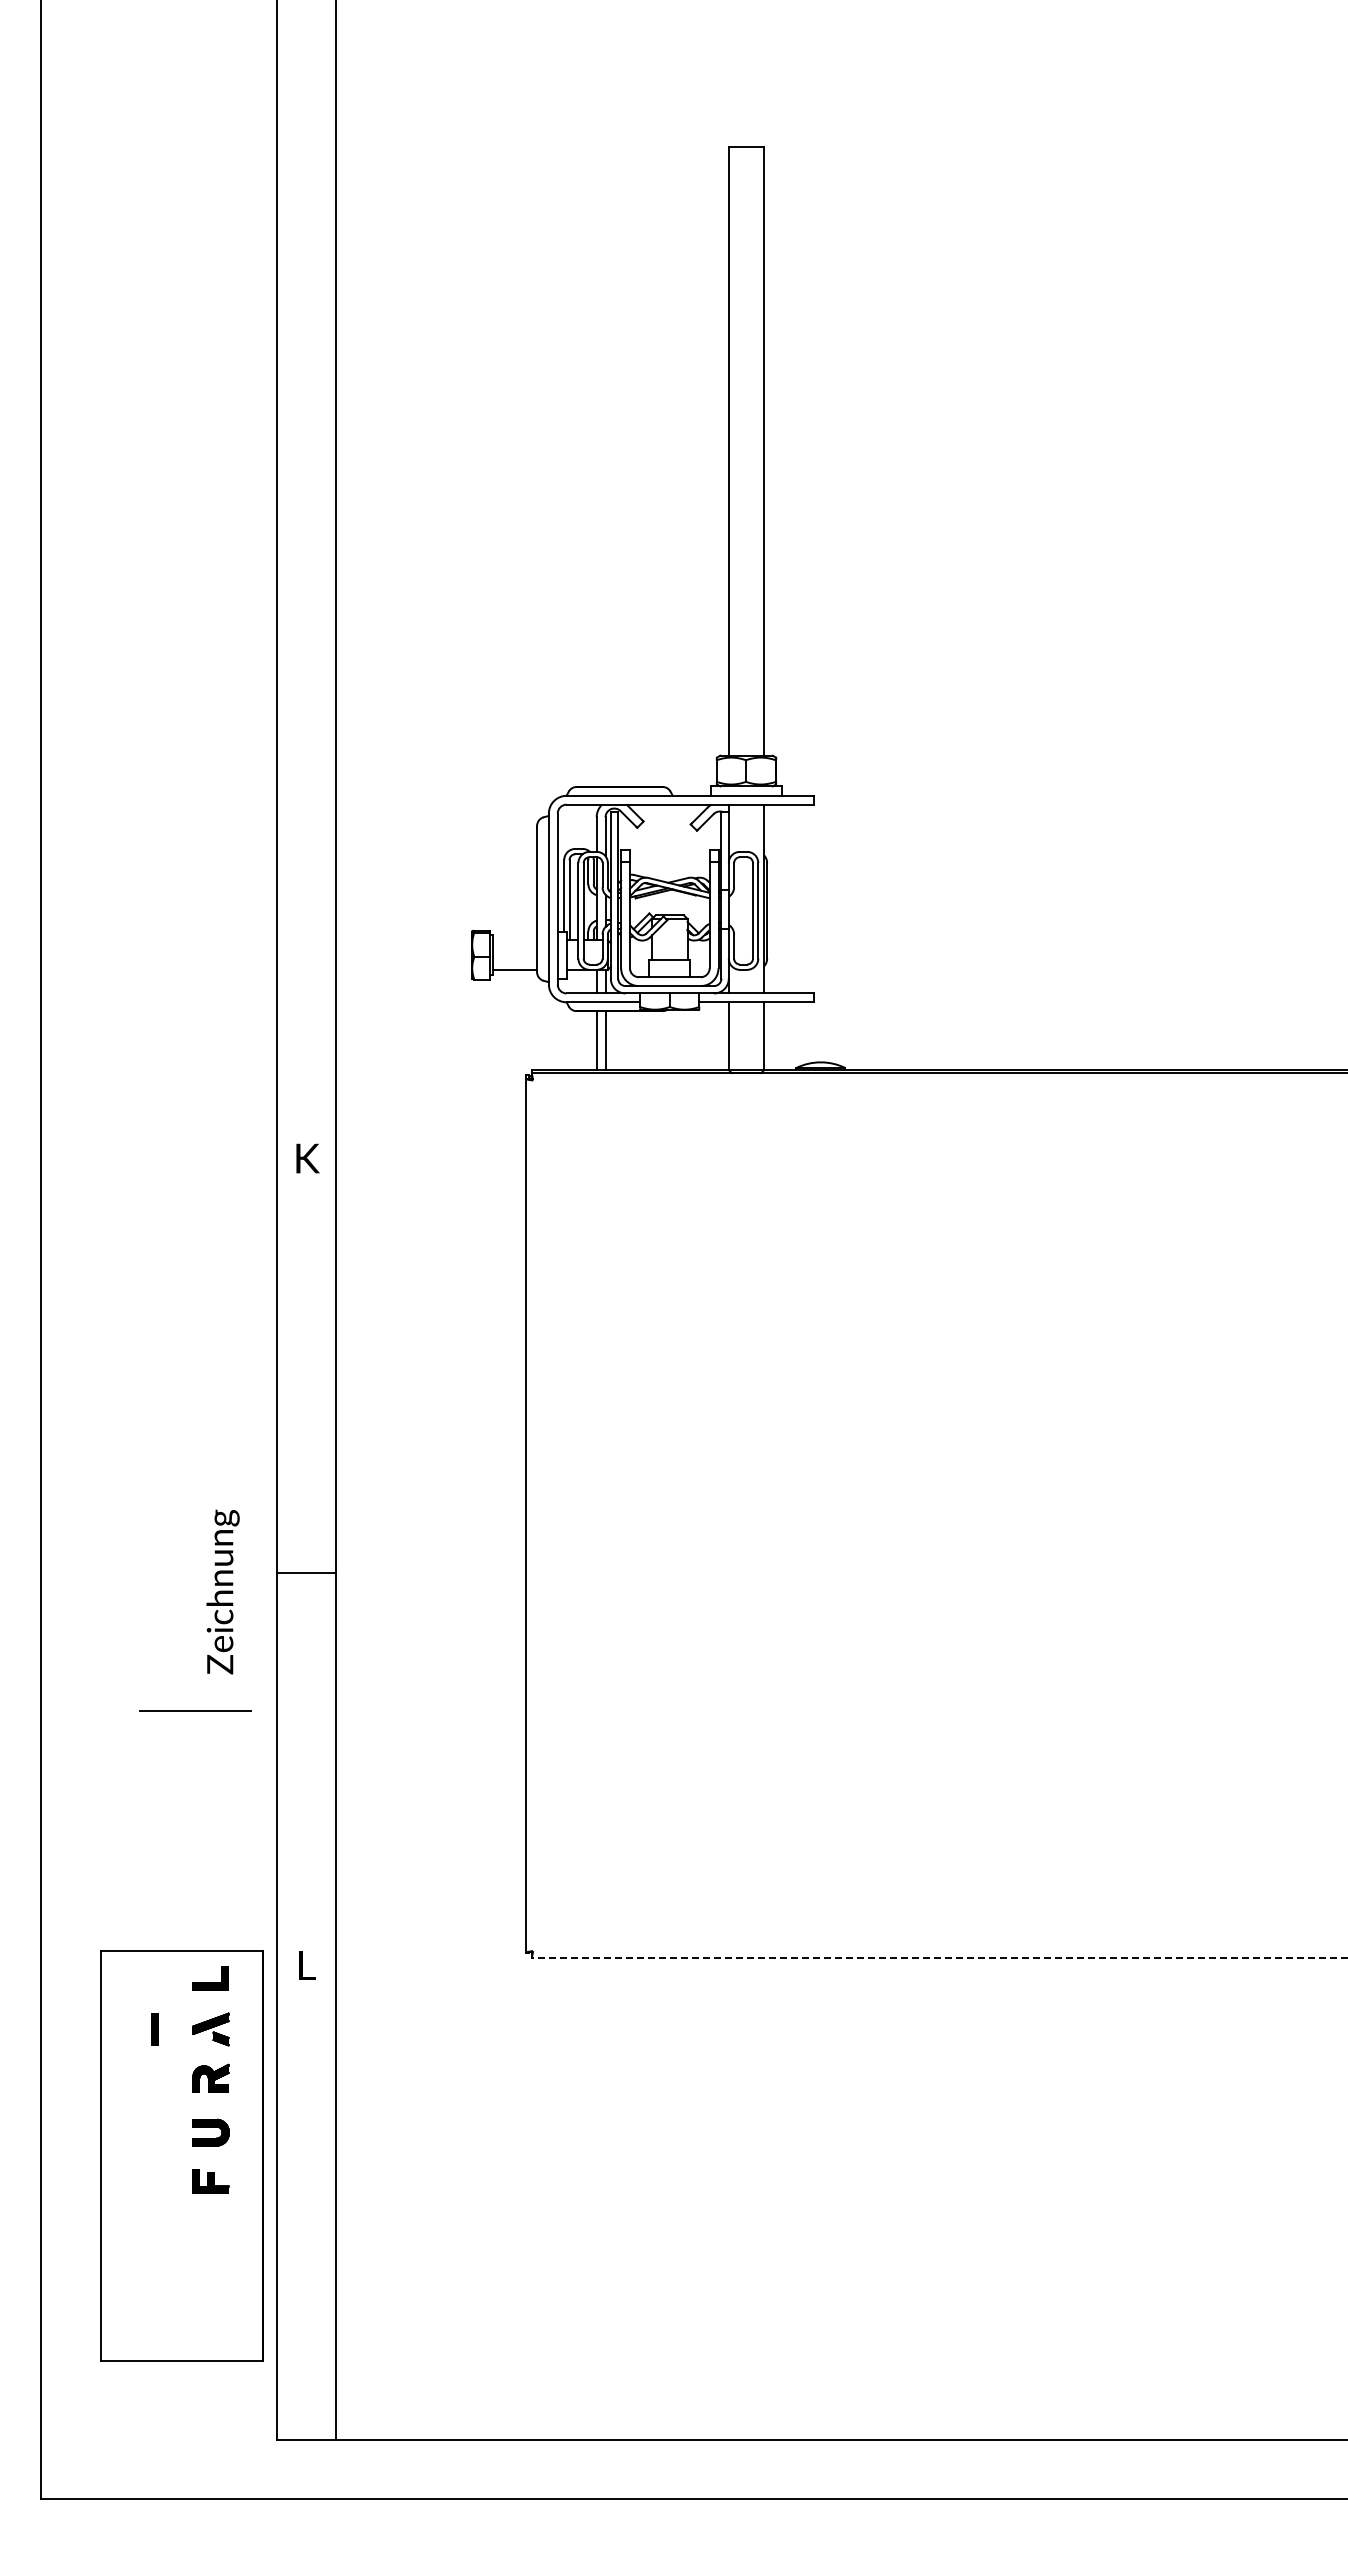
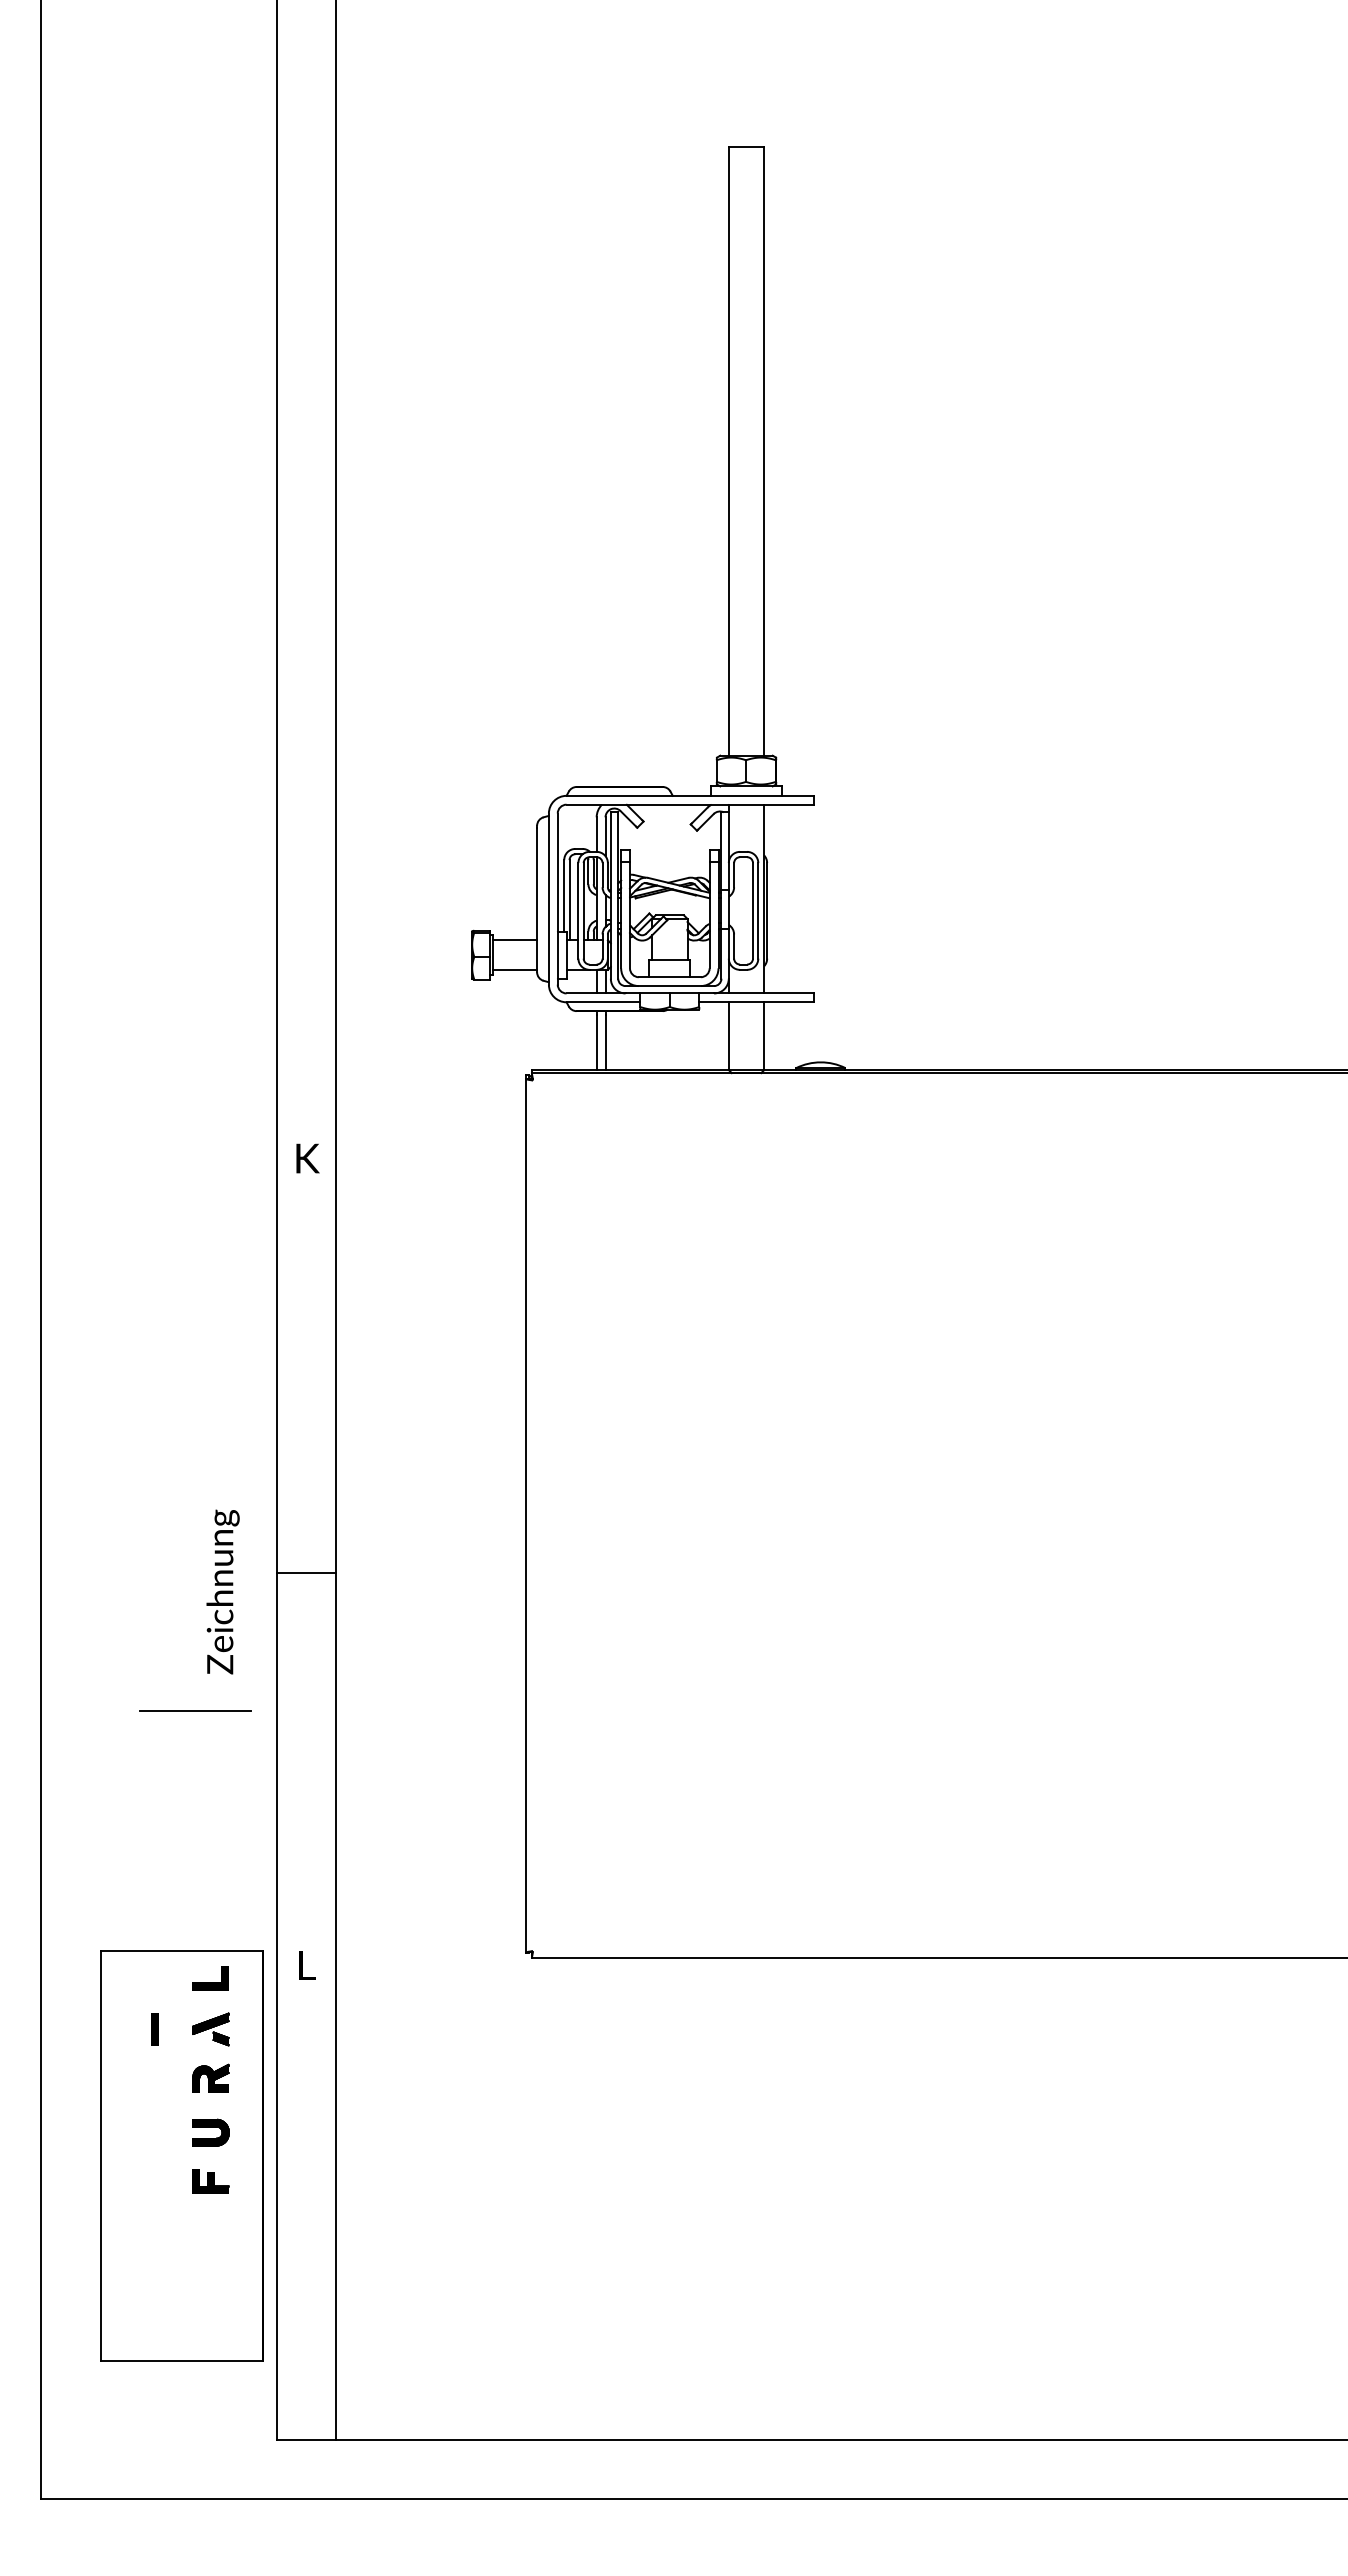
line: none -> present (514, 940)
line: dashed -> solid (939, 1958)
